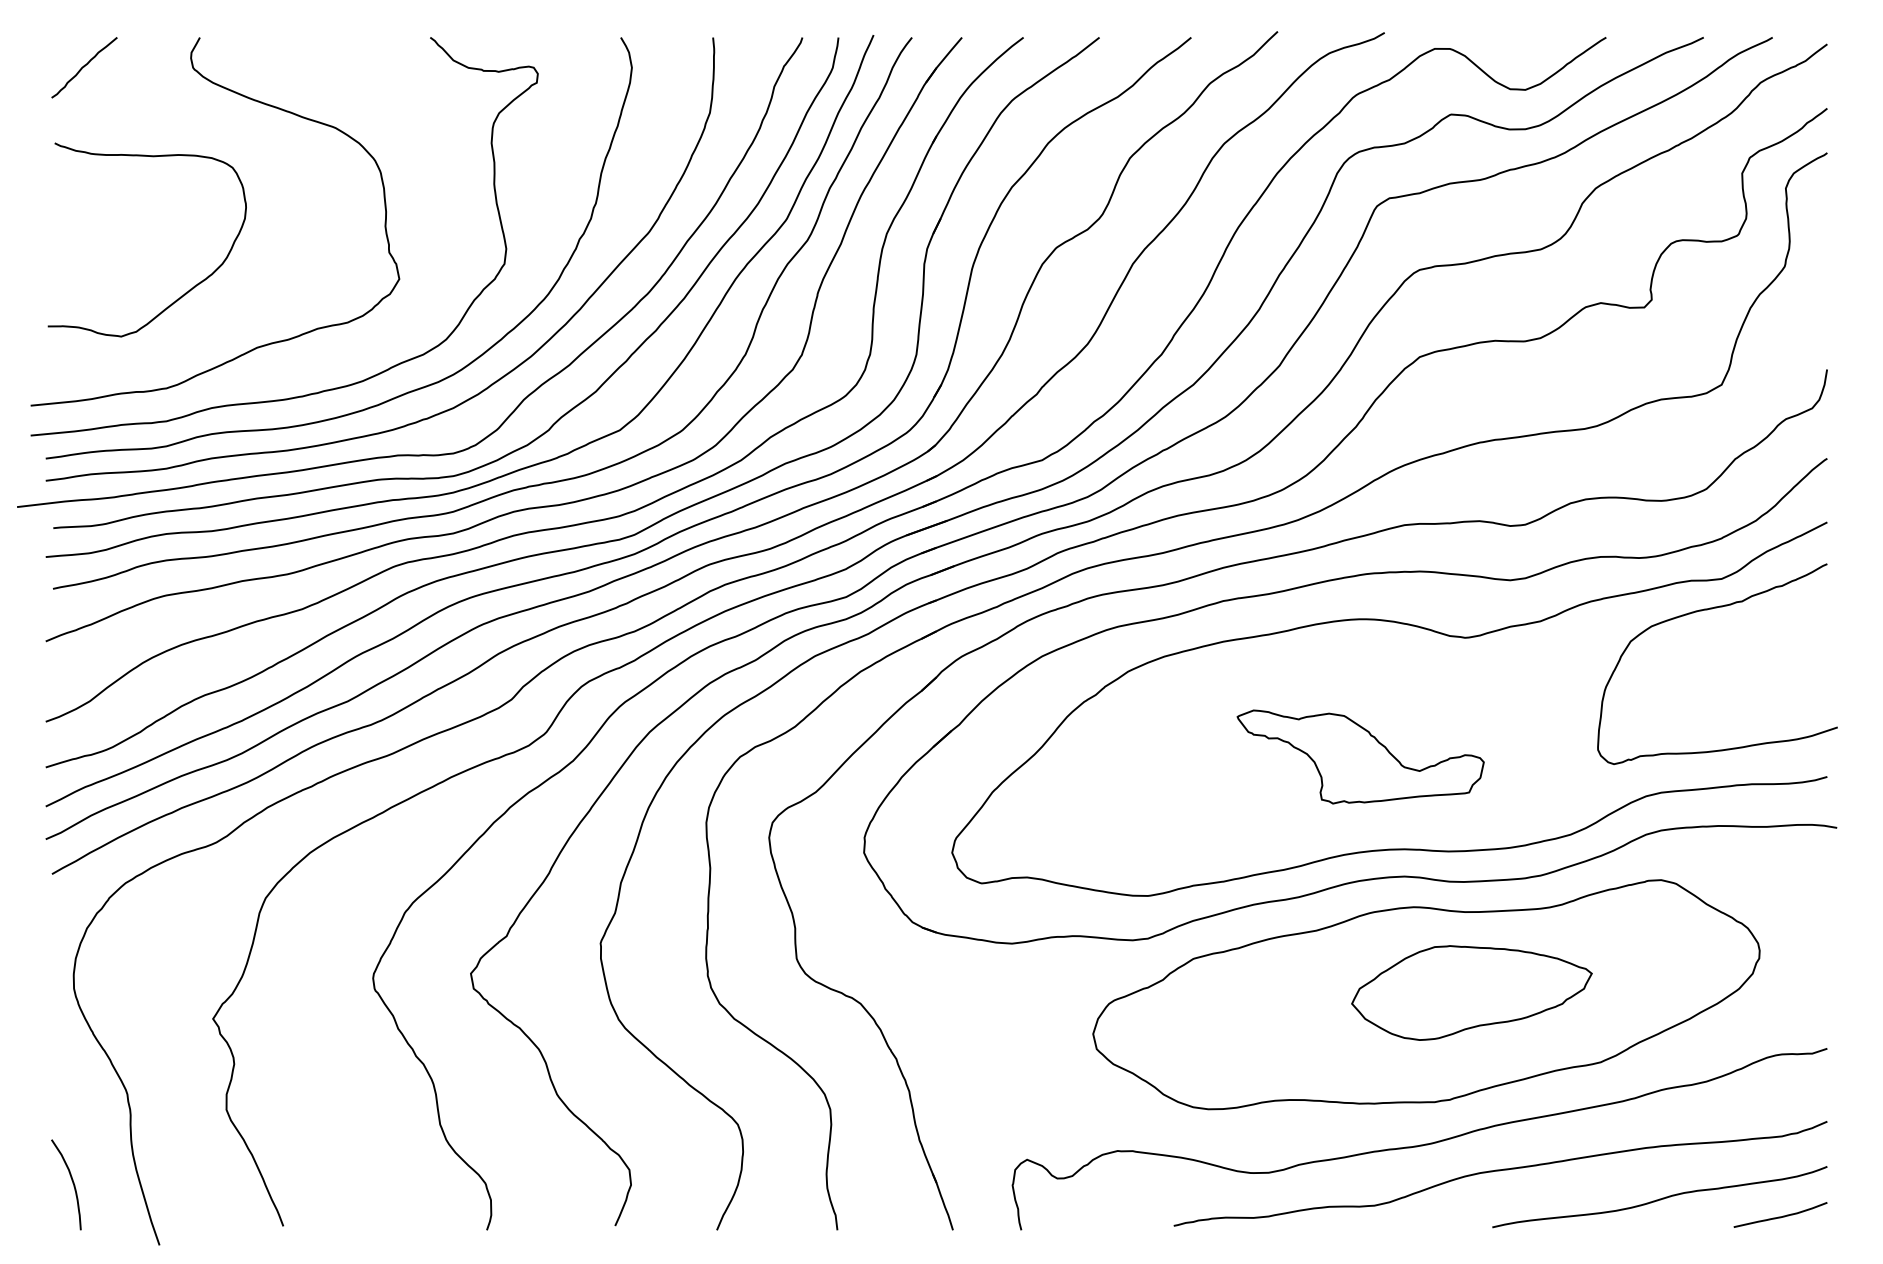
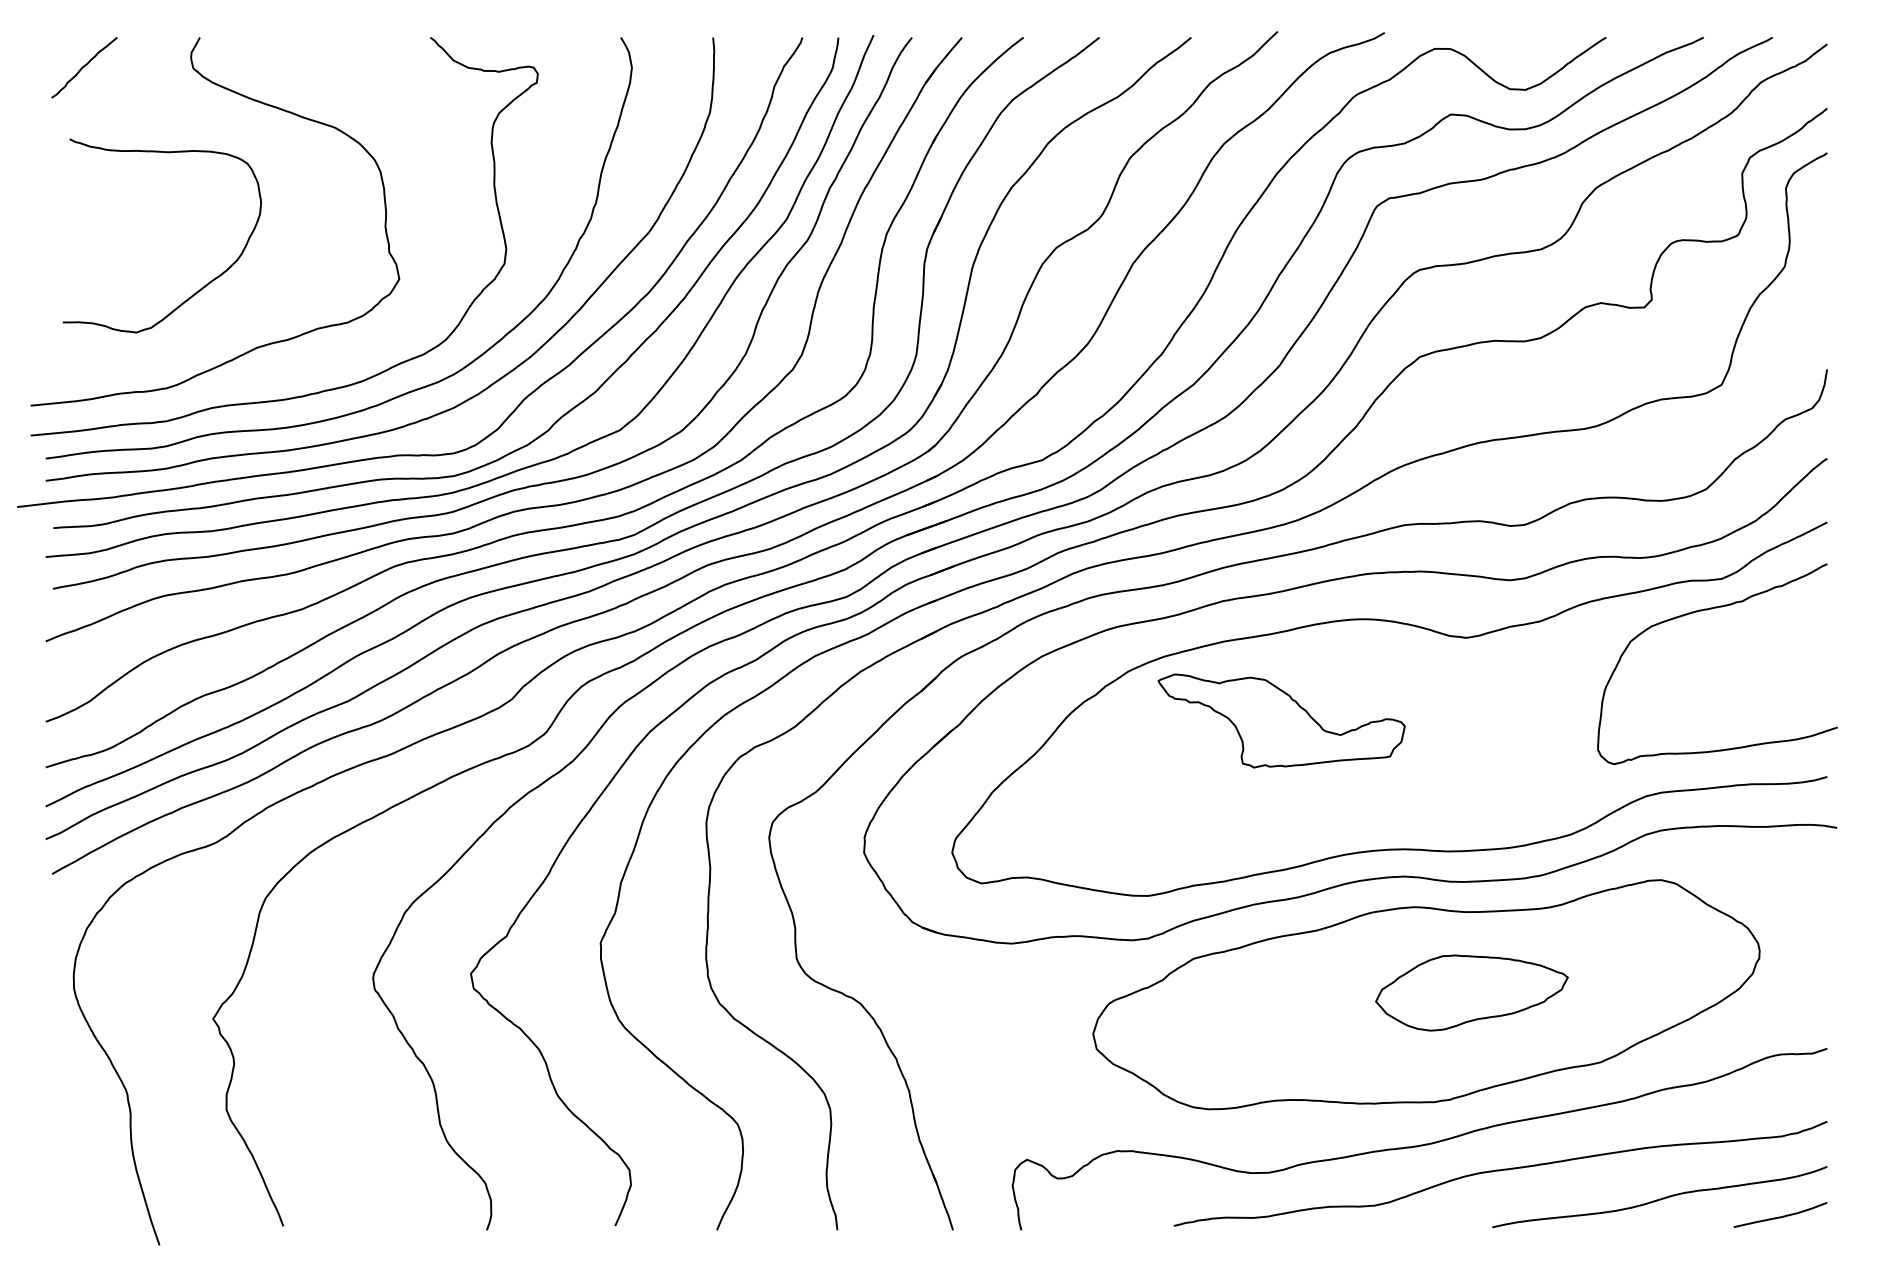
curve position: (185, 292) -> (200, 288) (200, 288)
part position: (1360, 756) -> (1281, 720) (1281, 720)
part size: 242x96 px -> 194x78 px (1471, 992)
curve: present -> none (72, 1183)
